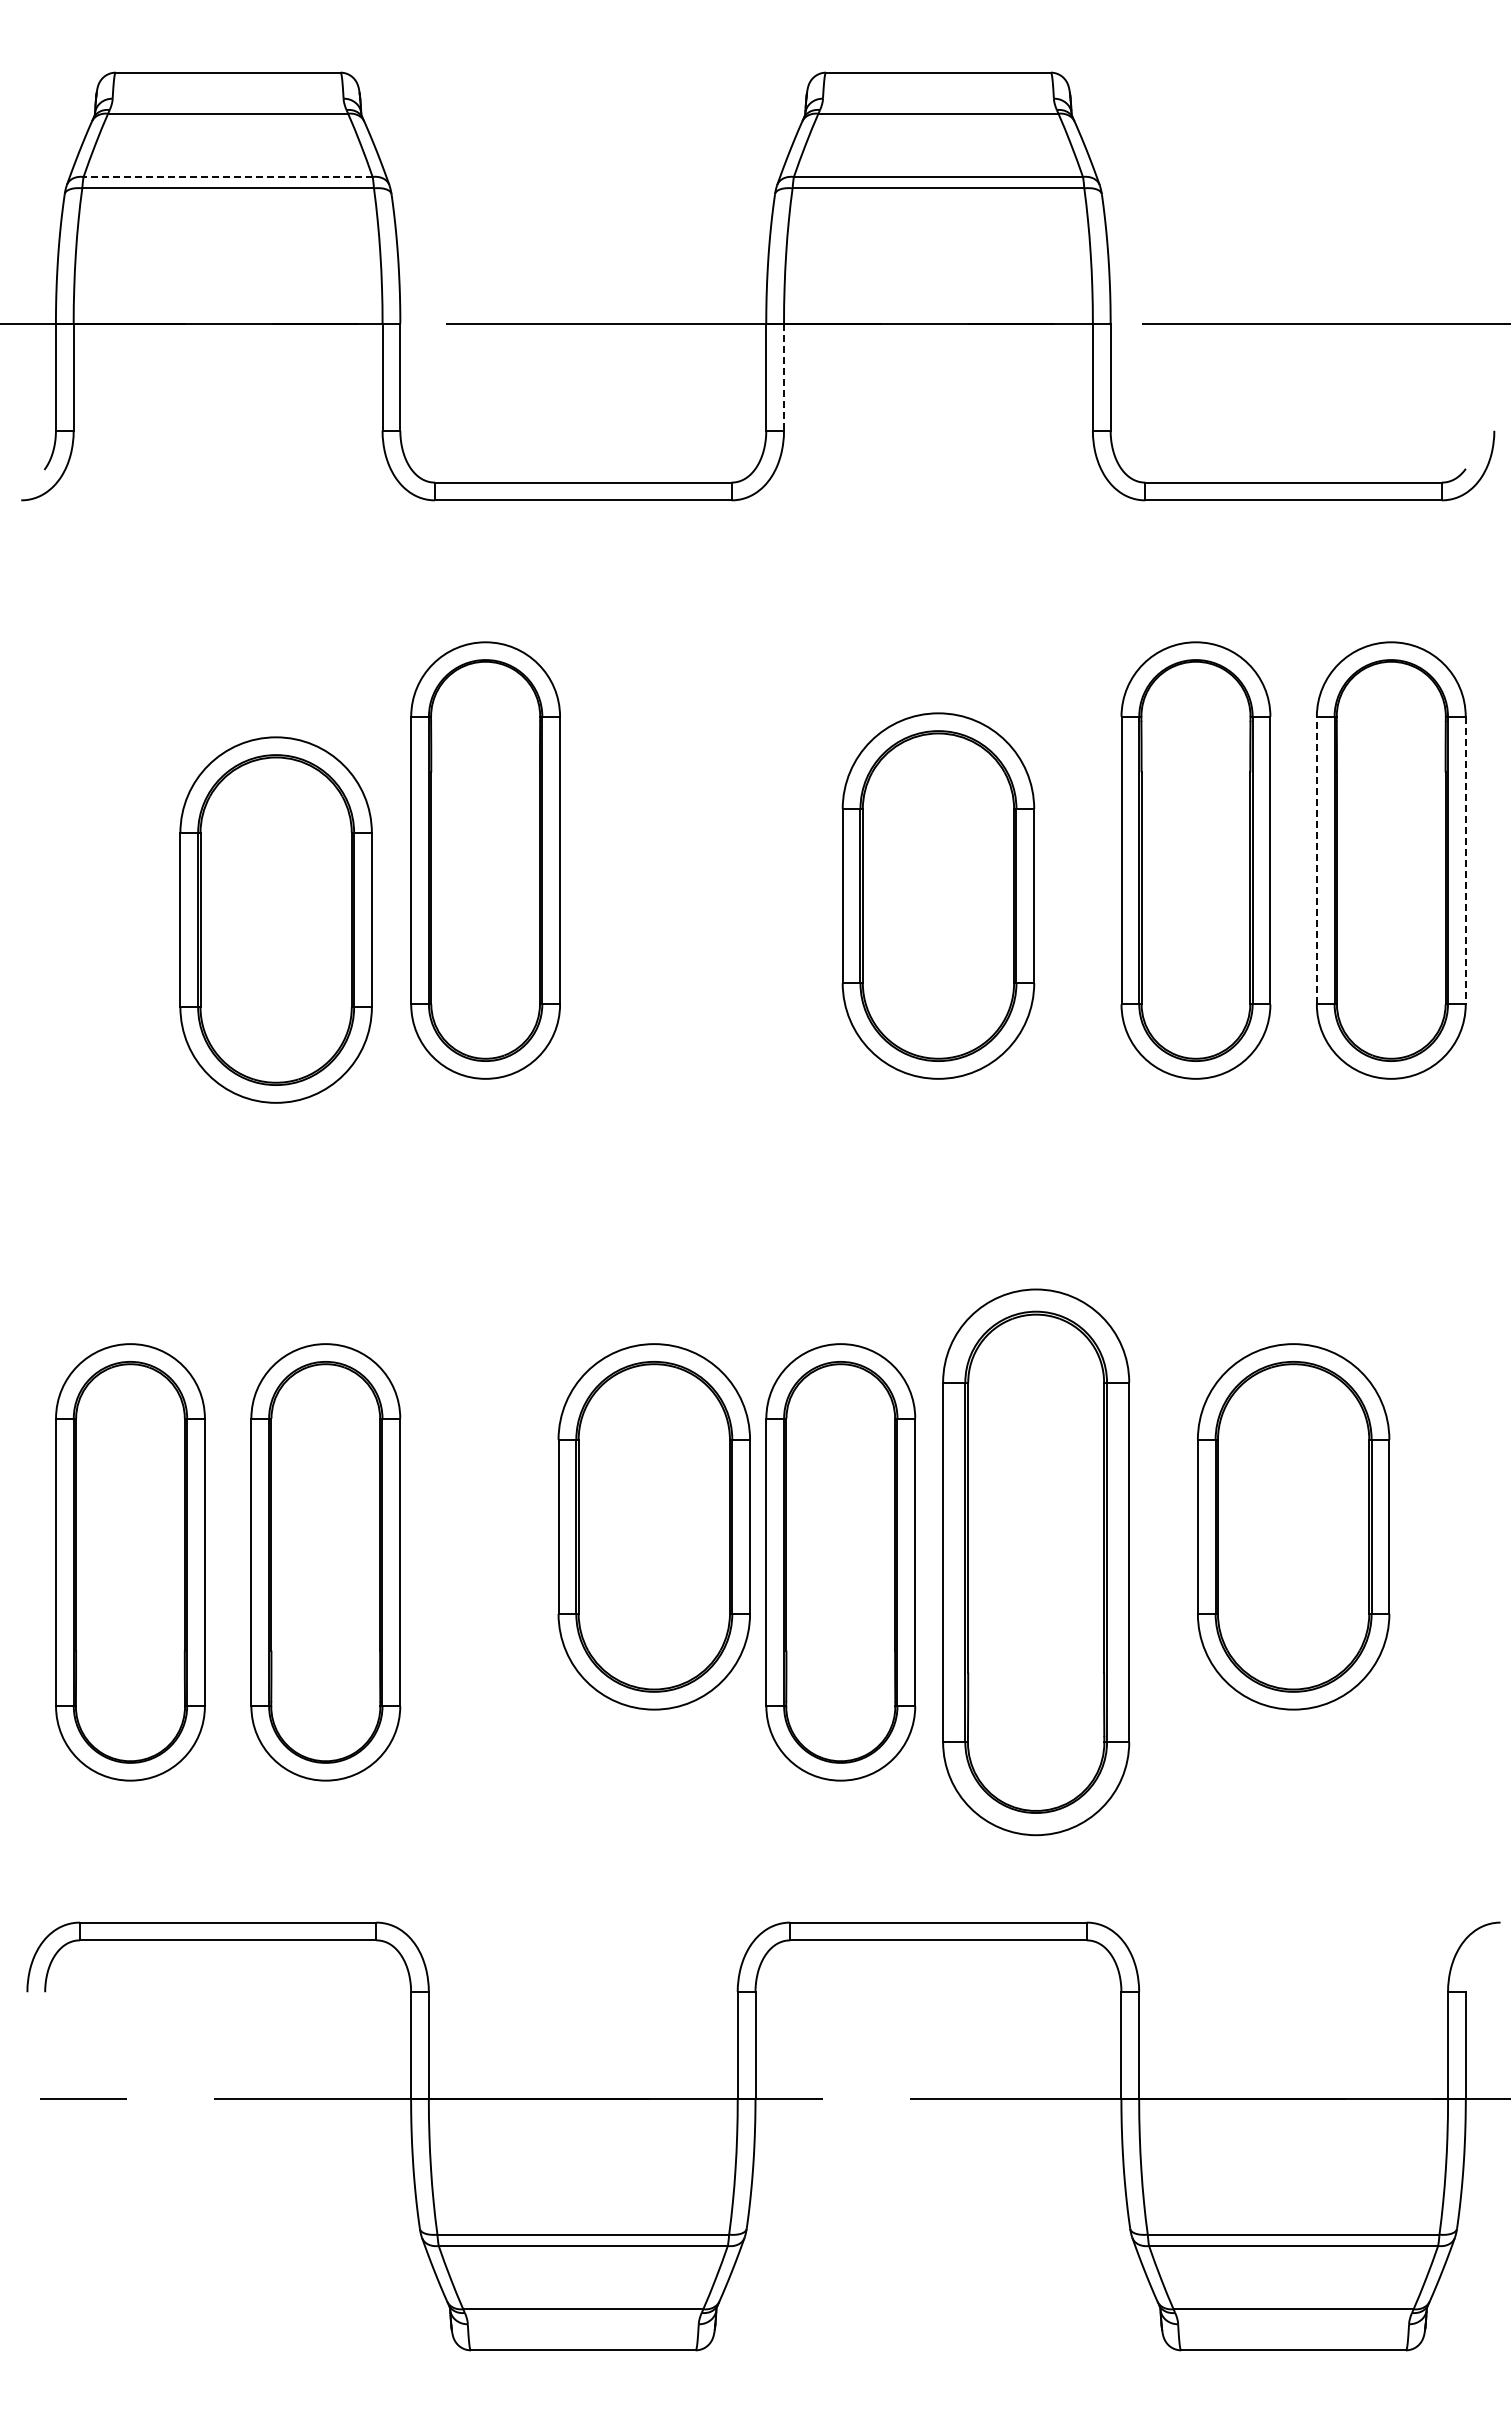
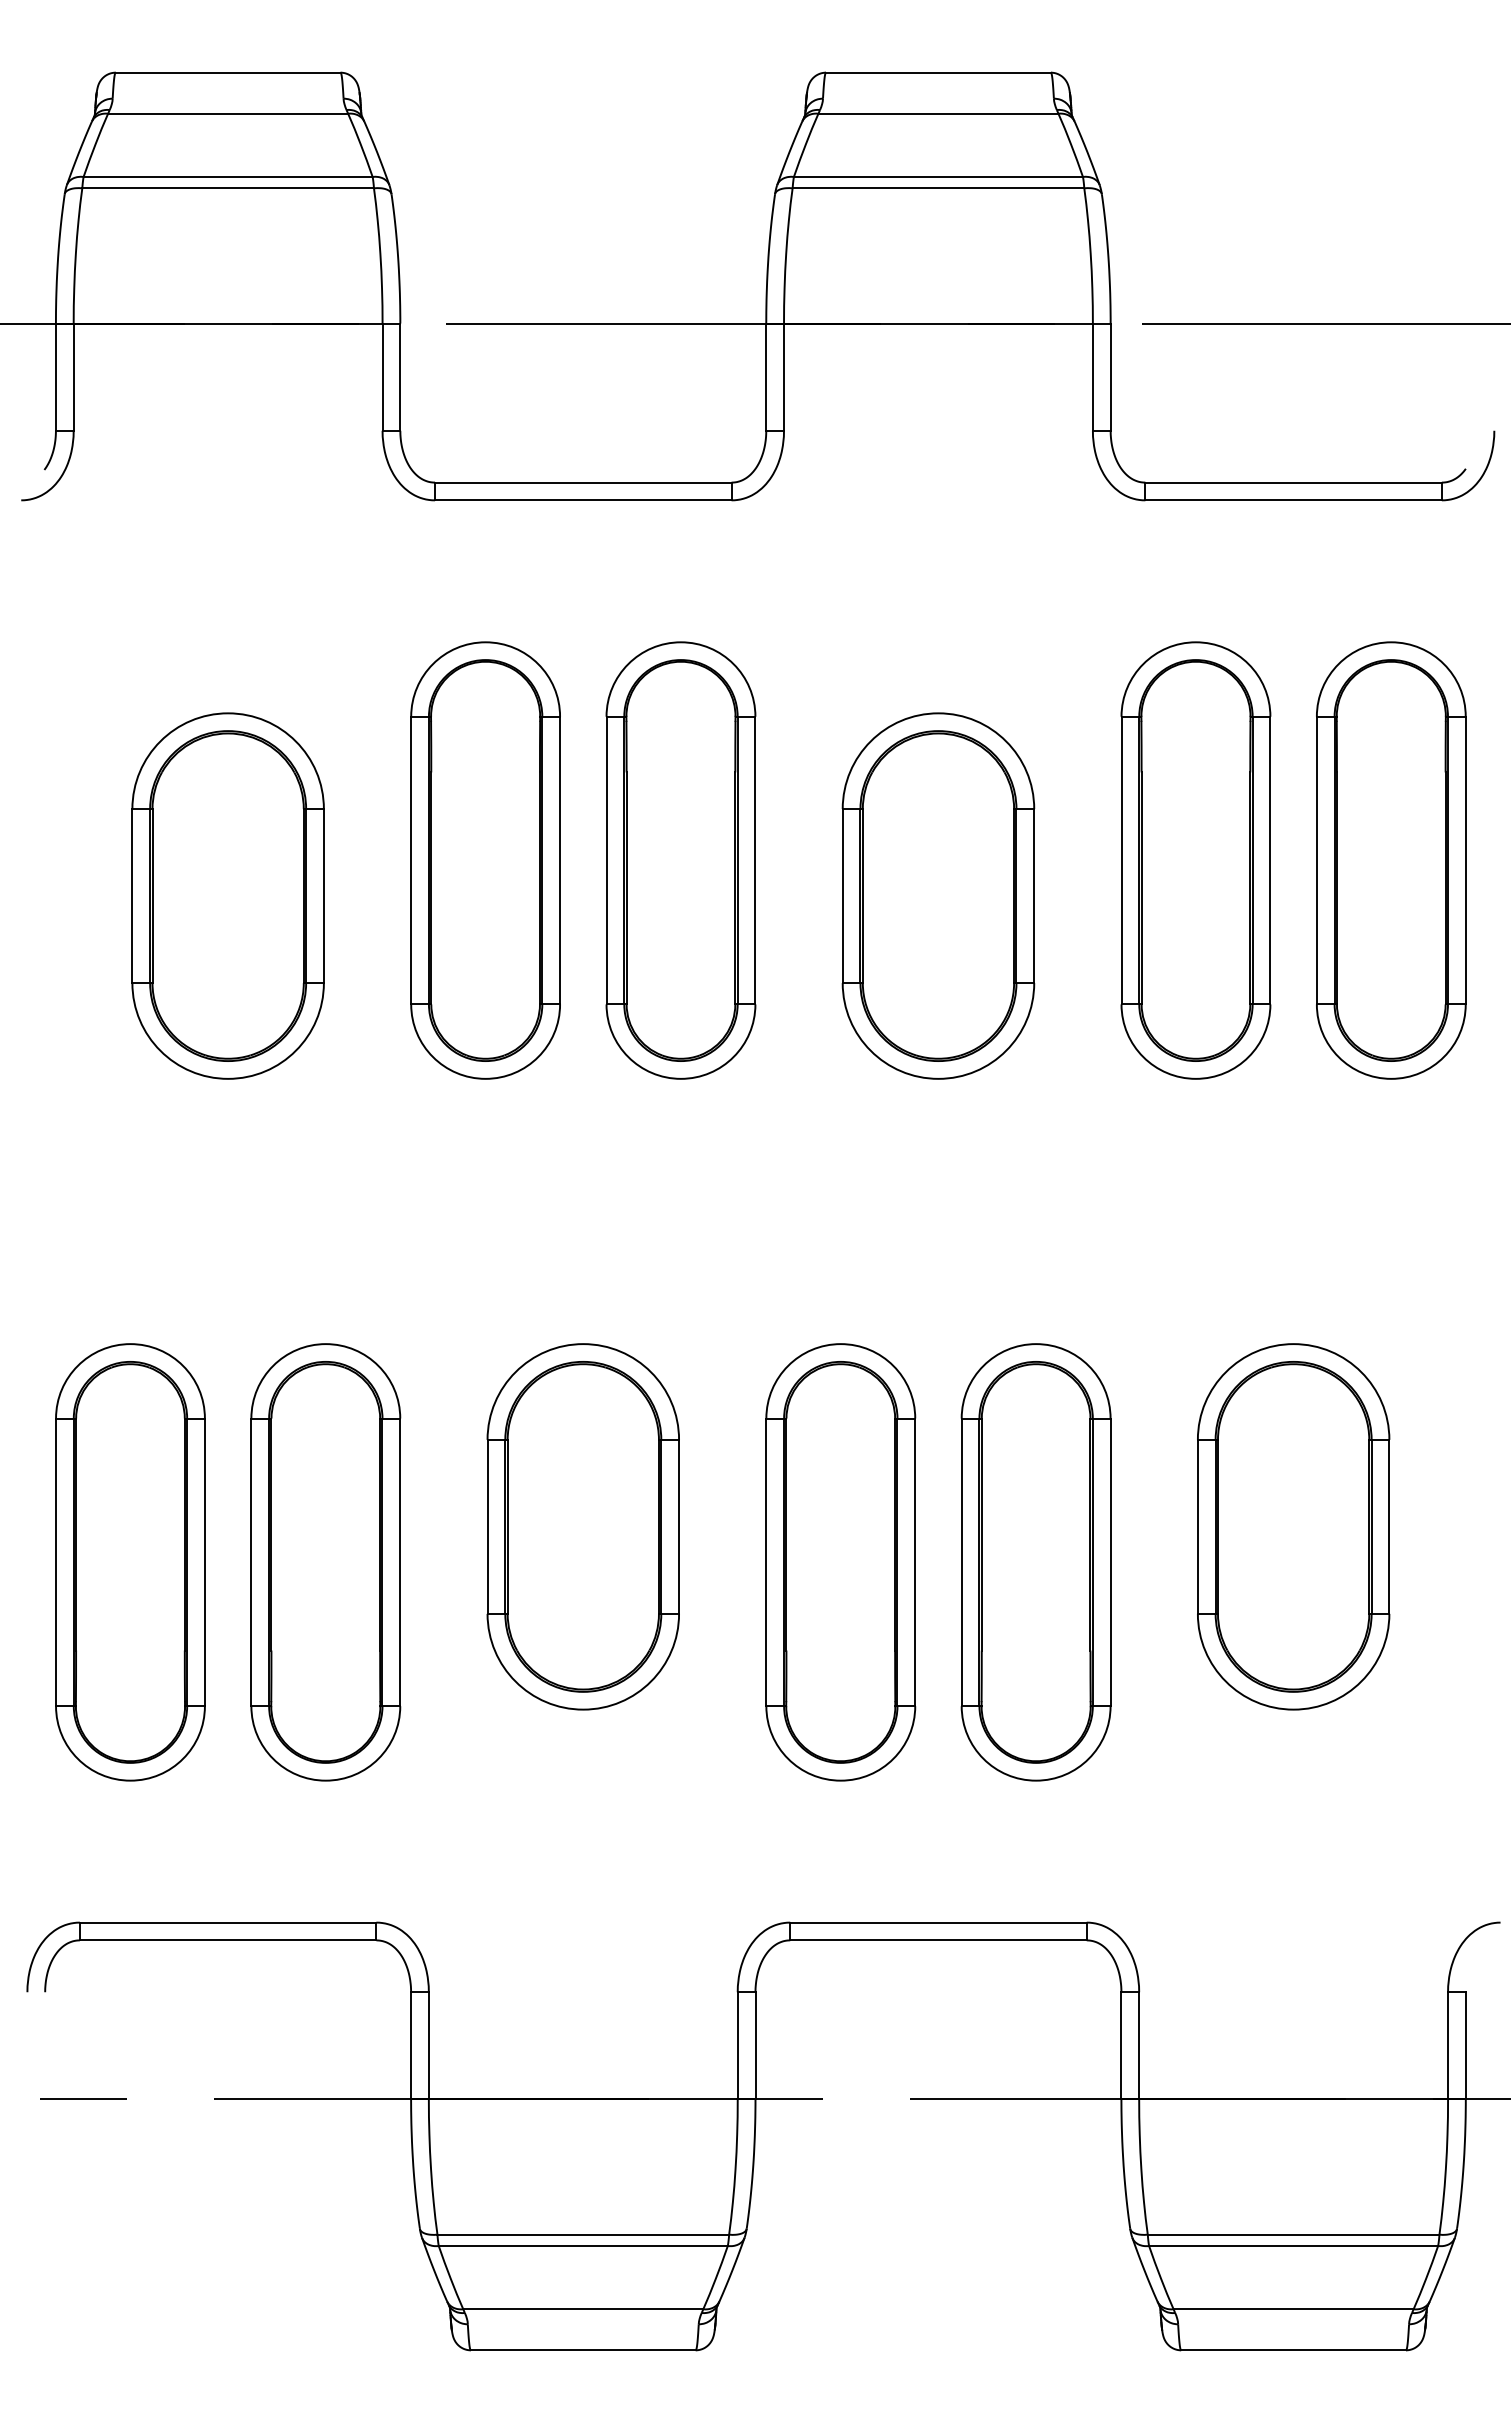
line: dashed -> solid (228, 176)
line: dashed -> solid (784, 377)
part: none -> present (680, 860)
line: dashed -> solid (1316, 860)
line: dashed -> solid (1465, 860)
part position: (275, 919) -> (227, 895) (227, 895)
part position: (653, 1526) -> (582, 1526) (582, 1526)
part size: 189x549 px -> 152x439 px (1035, 1562)
